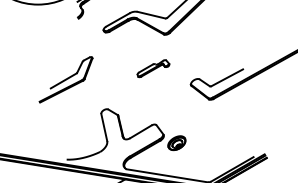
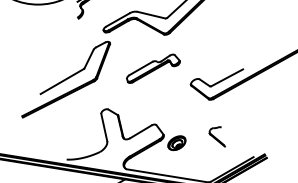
part size: 35x20 px -> 55x31 px (153, 68)
part size: 56x48 px -> 90x78 px (65, 79)
part: none -> present (216, 136)
